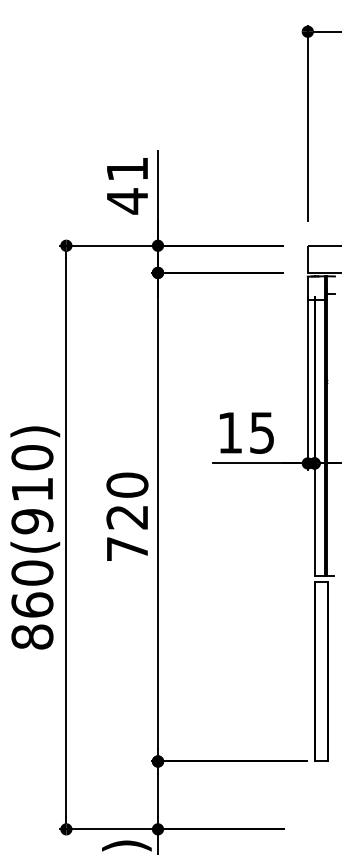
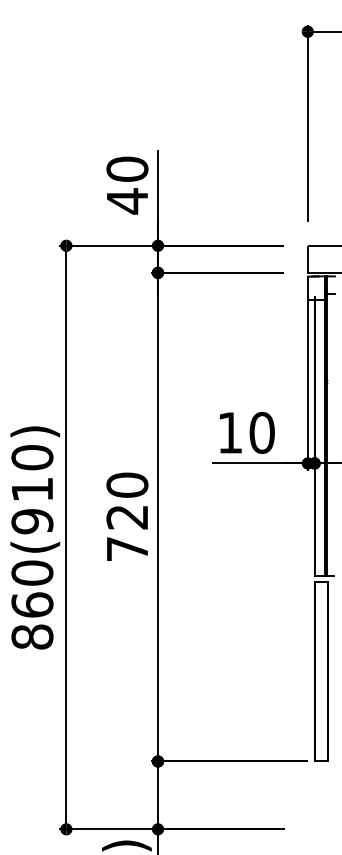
text: 41 -> 40 (127, 168)
text: 15 -> 10 (261, 432)
